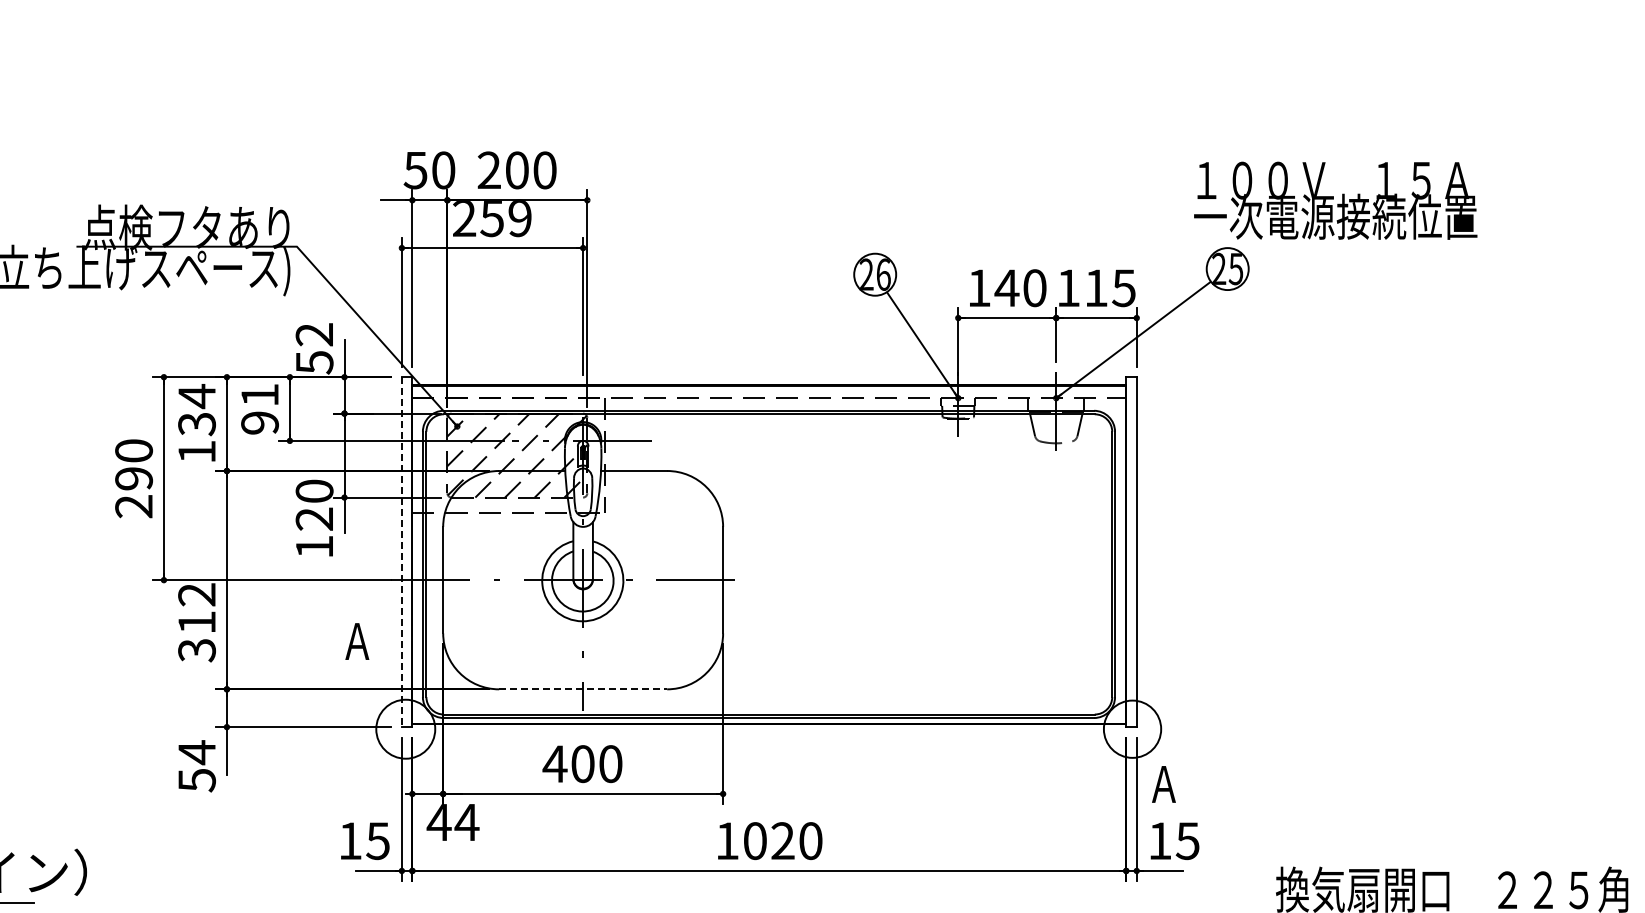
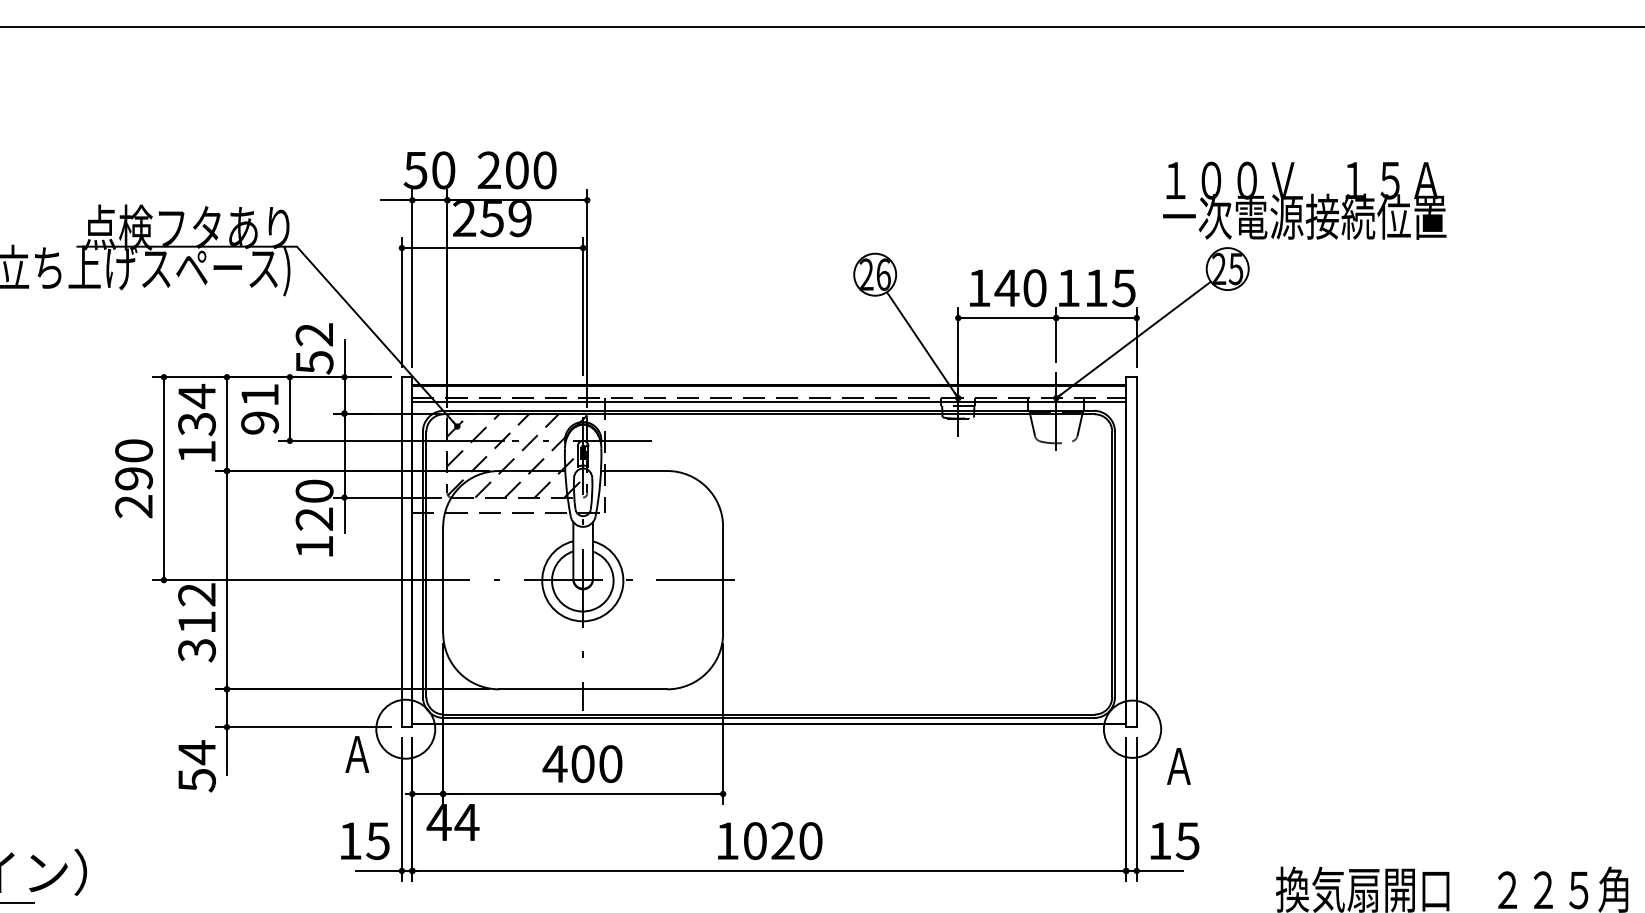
line: none -> present (821, 27)
text position: (1335, 200) -> (1304, 200) (1304, 200)
line: none -> present (768, 401)
line: dashed -> solid (401, 552)
text position: (357, 641) -> (357, 754) (357, 754)
line: dashed -> solid (583, 689)
text position: (1163, 784) -> (1178, 766) (1178, 766)
